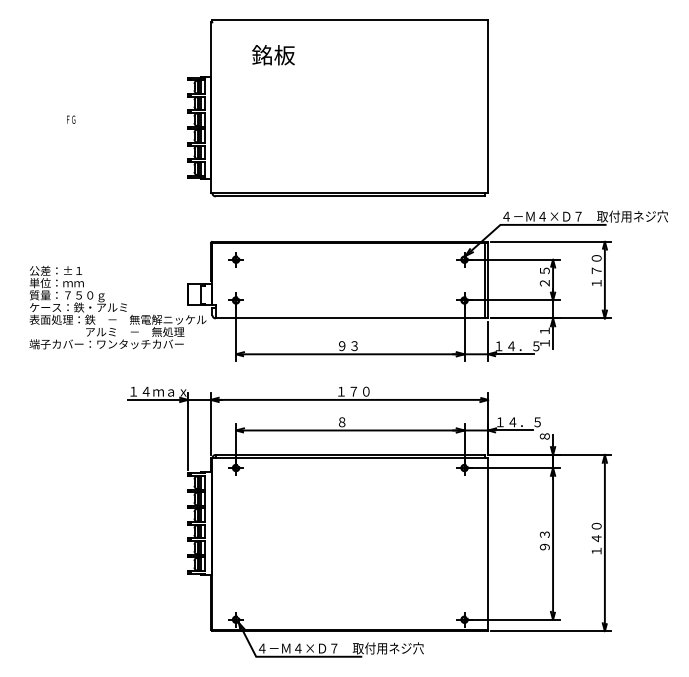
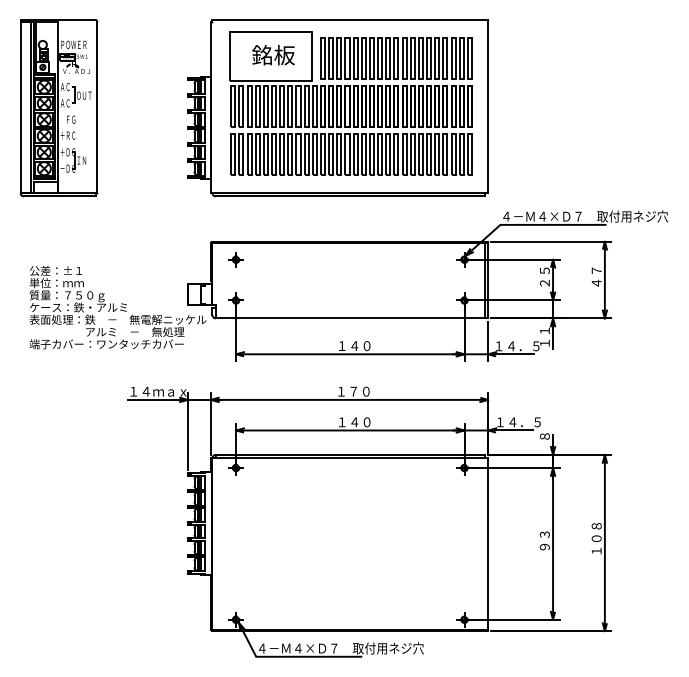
part: none -> present (350, 103)
part: none -> present (58, 108)
text: １７０ -> ４７ (596, 270)
text: ９３ -> １４０ (354, 346)
text: ８ -> １４０ (354, 422)
text: １４０ -> １０８ (596, 532)
